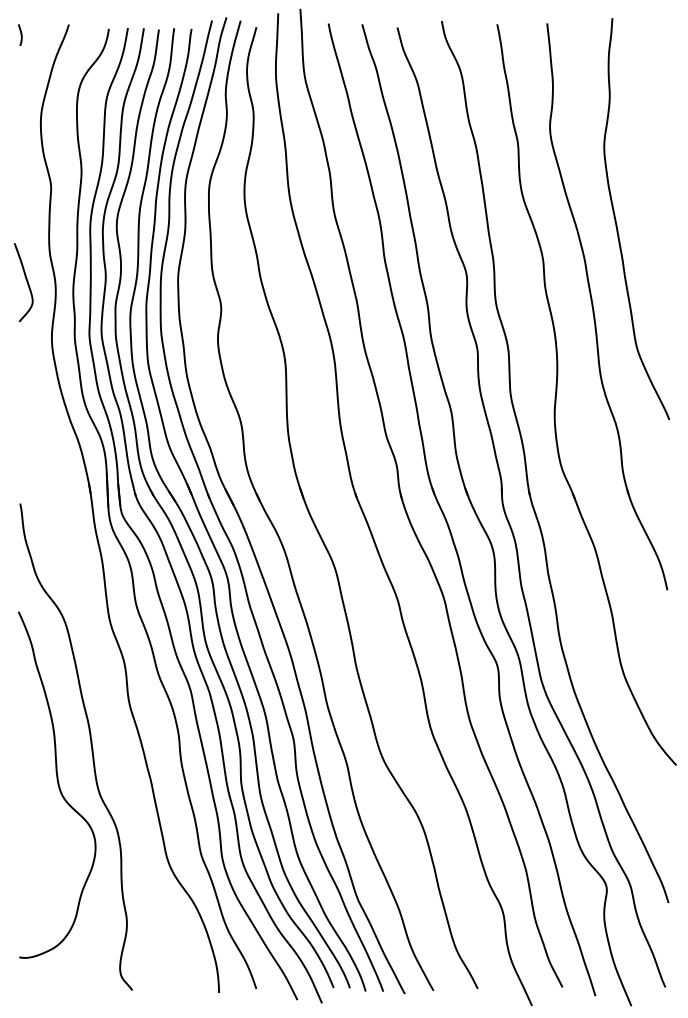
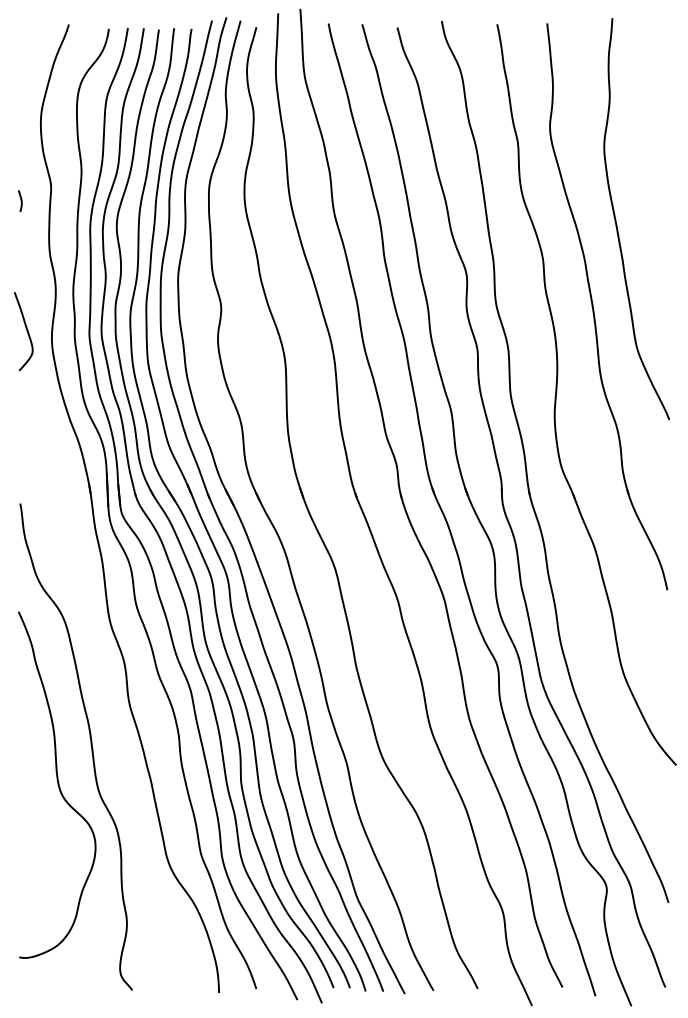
curve position: (20, 34) -> (20, 200) (20, 200)
curve position: (26, 282) -> (26, 331) (26, 331)
